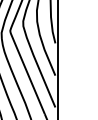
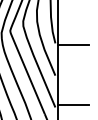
line: none -> present (73, 45)
line: none -> present (73, 105)
